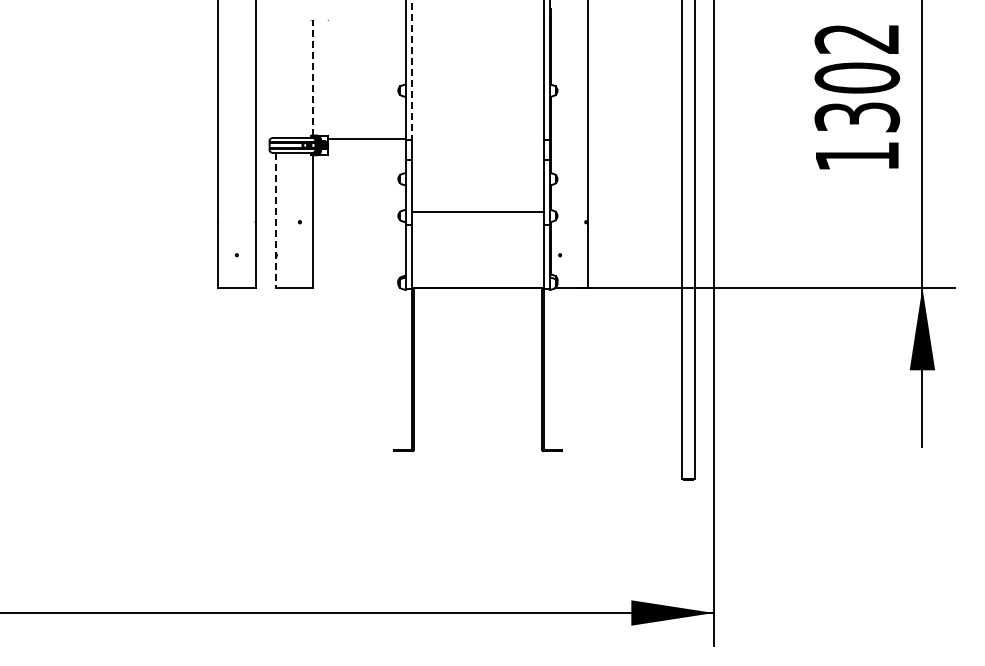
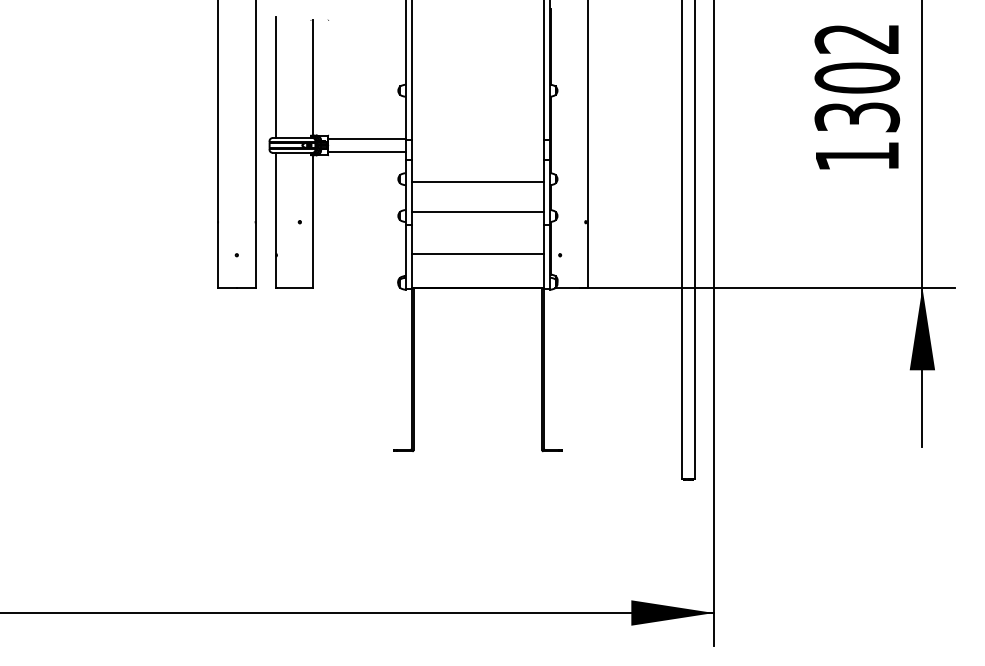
line: dashed -> solid (411, 70)
line: none -> present (275, 77)
line: dashed -> solid (313, 77)
line: none -> present (366, 152)
line: none -> present (477, 181)
line: dashed -> solid (275, 220)
line: none -> present (477, 253)
